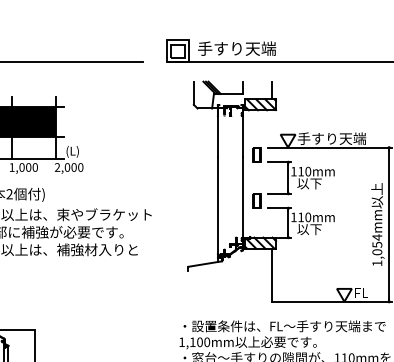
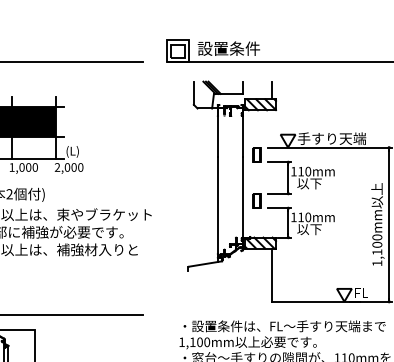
text: 手すり天端 -> 設置条件 (236, 48)
text: 1,054mm -> 1,100mm (377, 244)
line: none -> present (72, 314)
